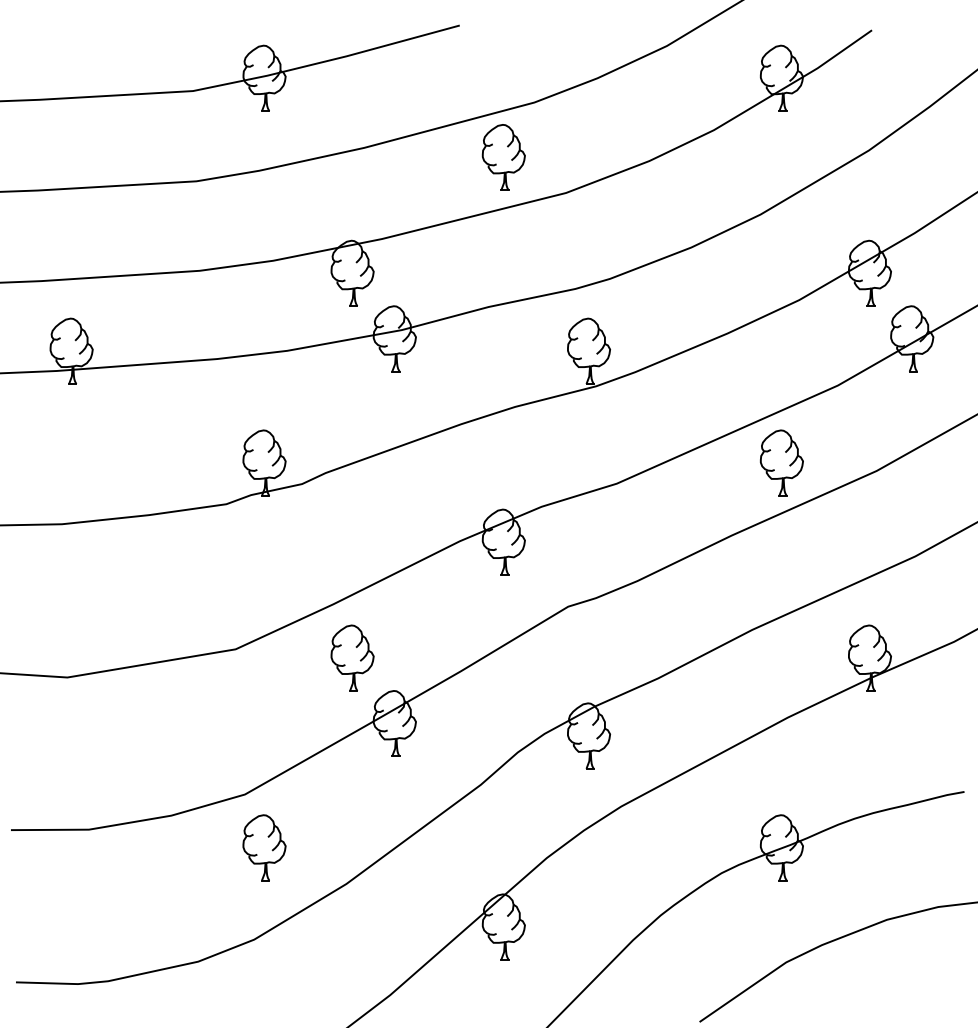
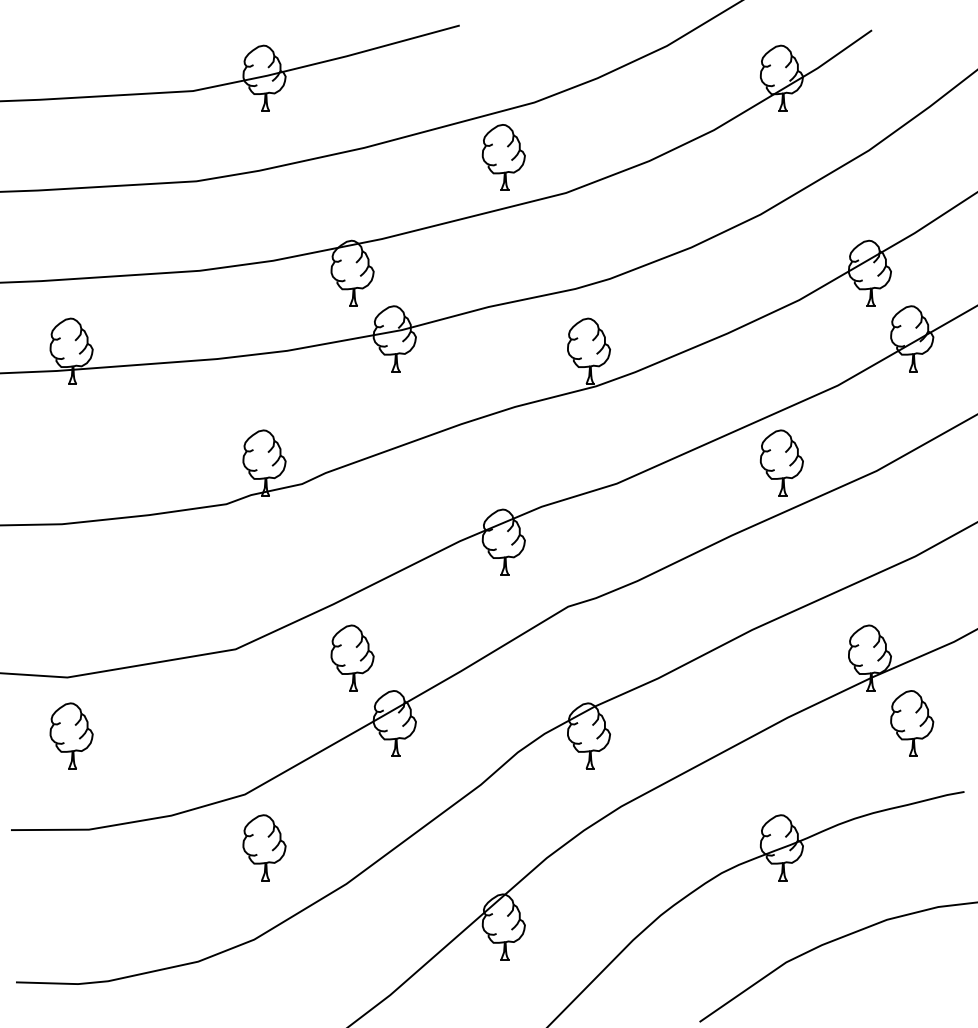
part: none -> present (912, 723)
part: none -> present (71, 735)
